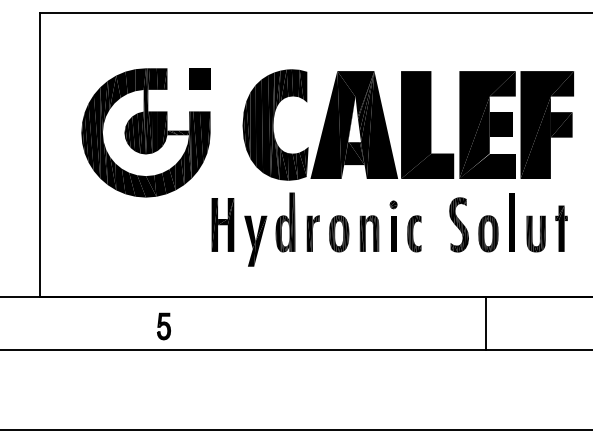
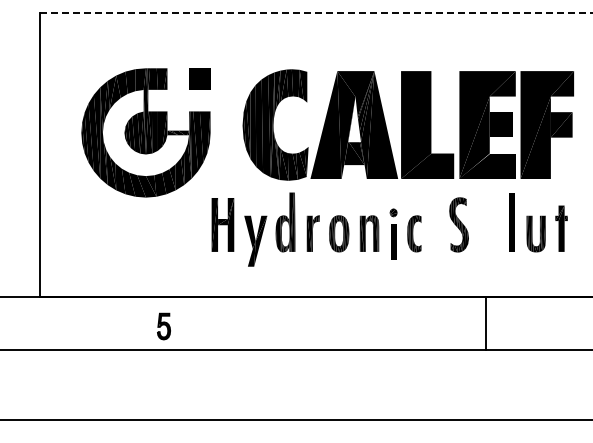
line: solid -> dashed (316, 13)
part position: (393, 225) -> (393, 233) (393, 233)
part: present -> none (488, 233)
line position: (295, 429) -> (295, 419) (295, 419)
